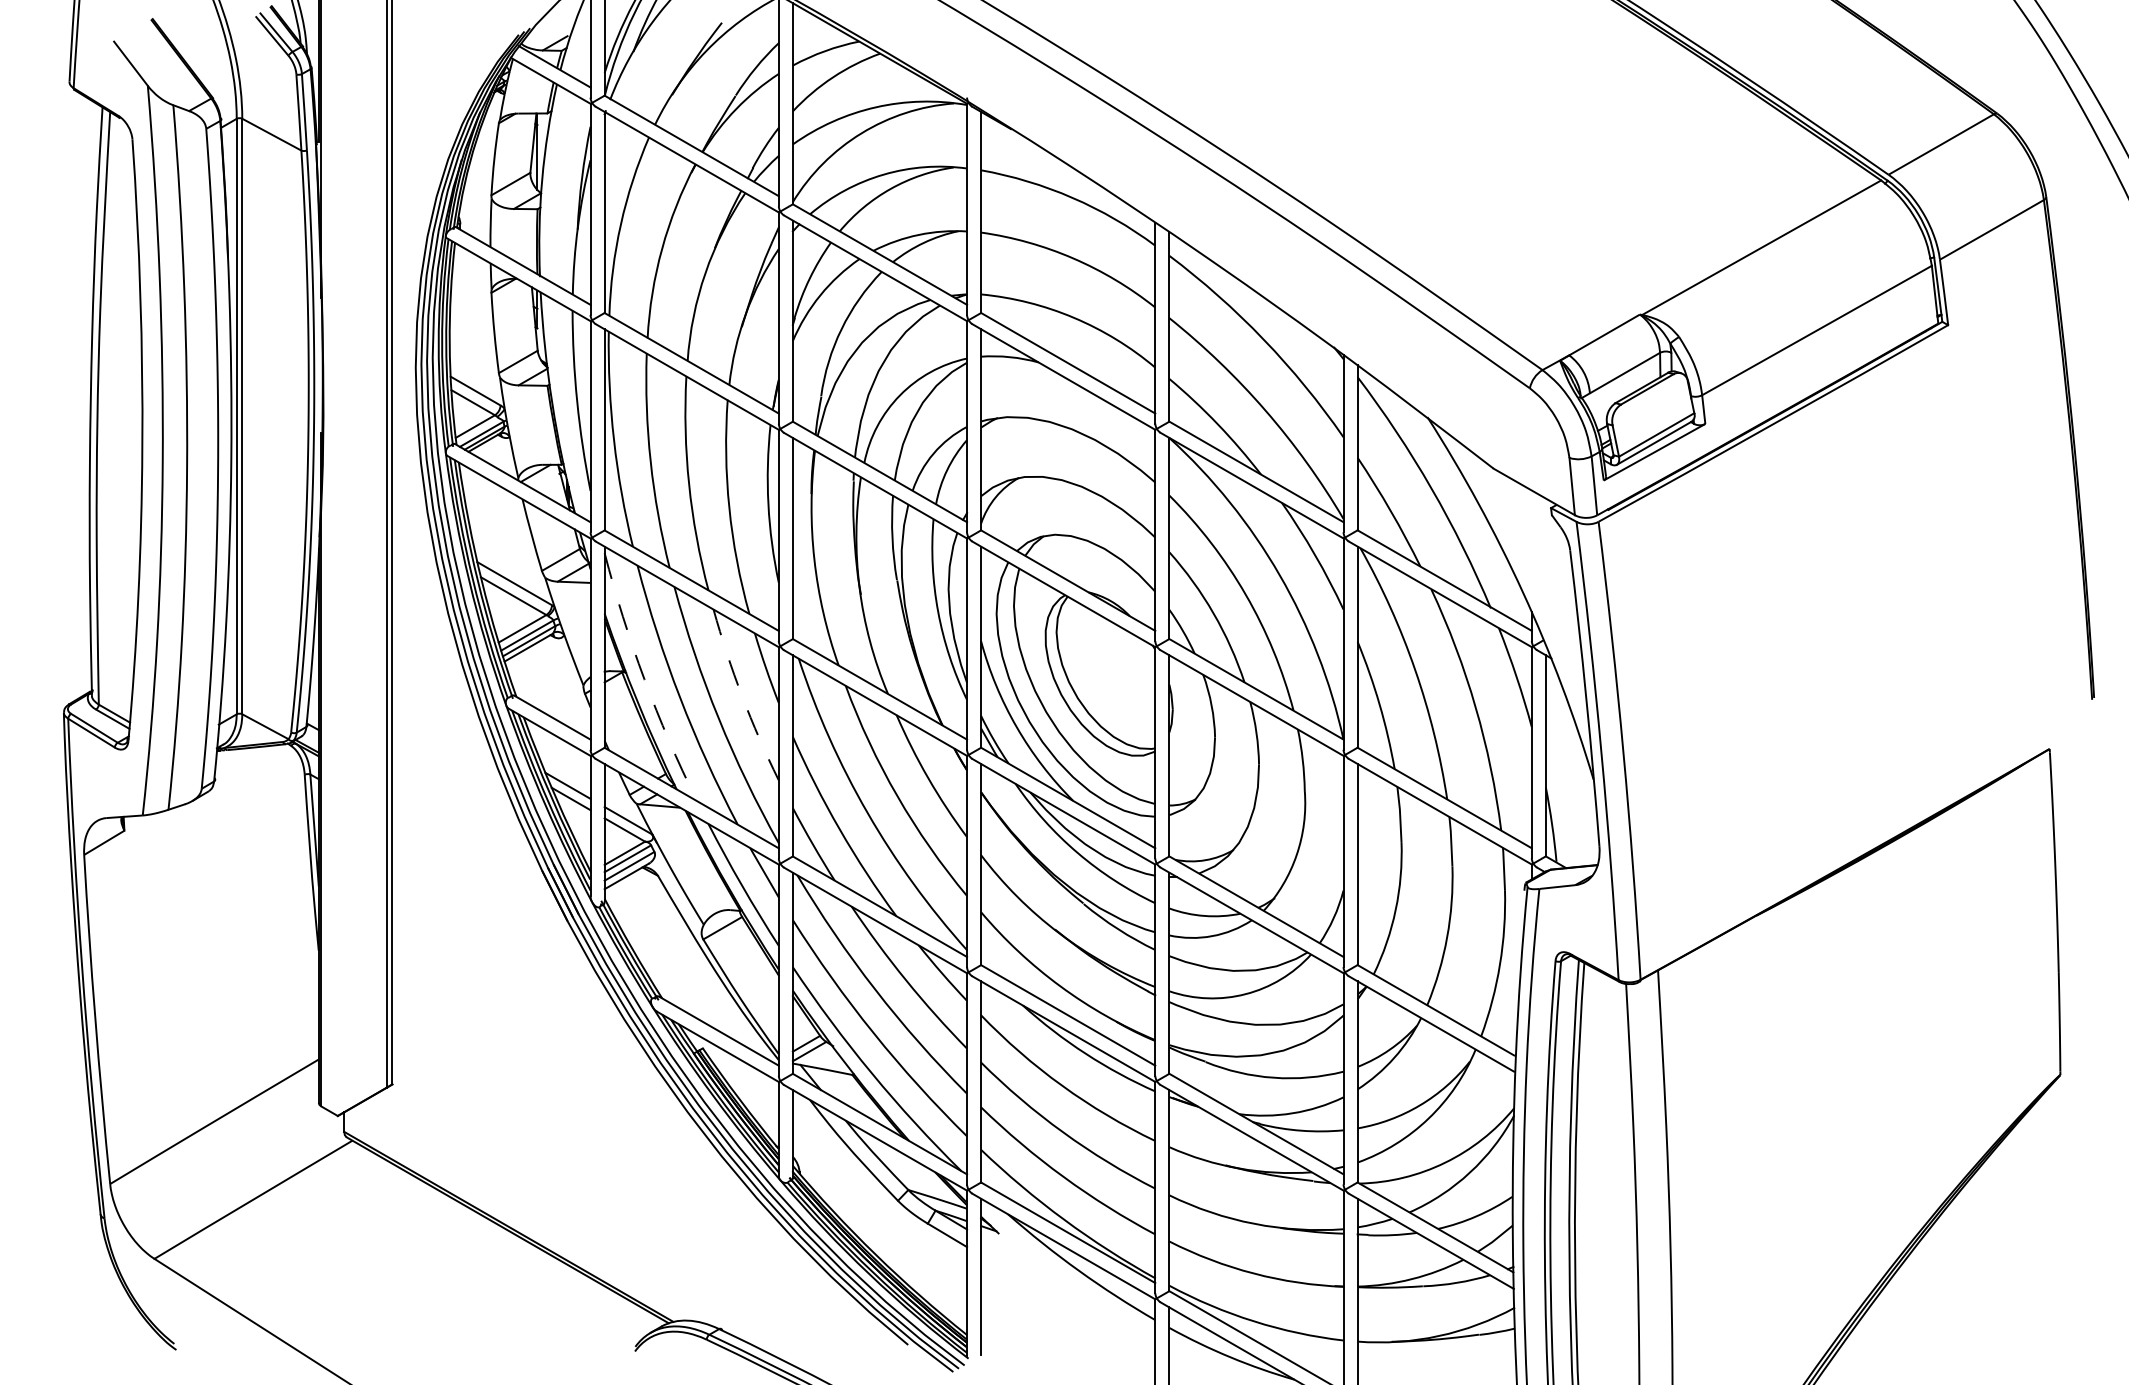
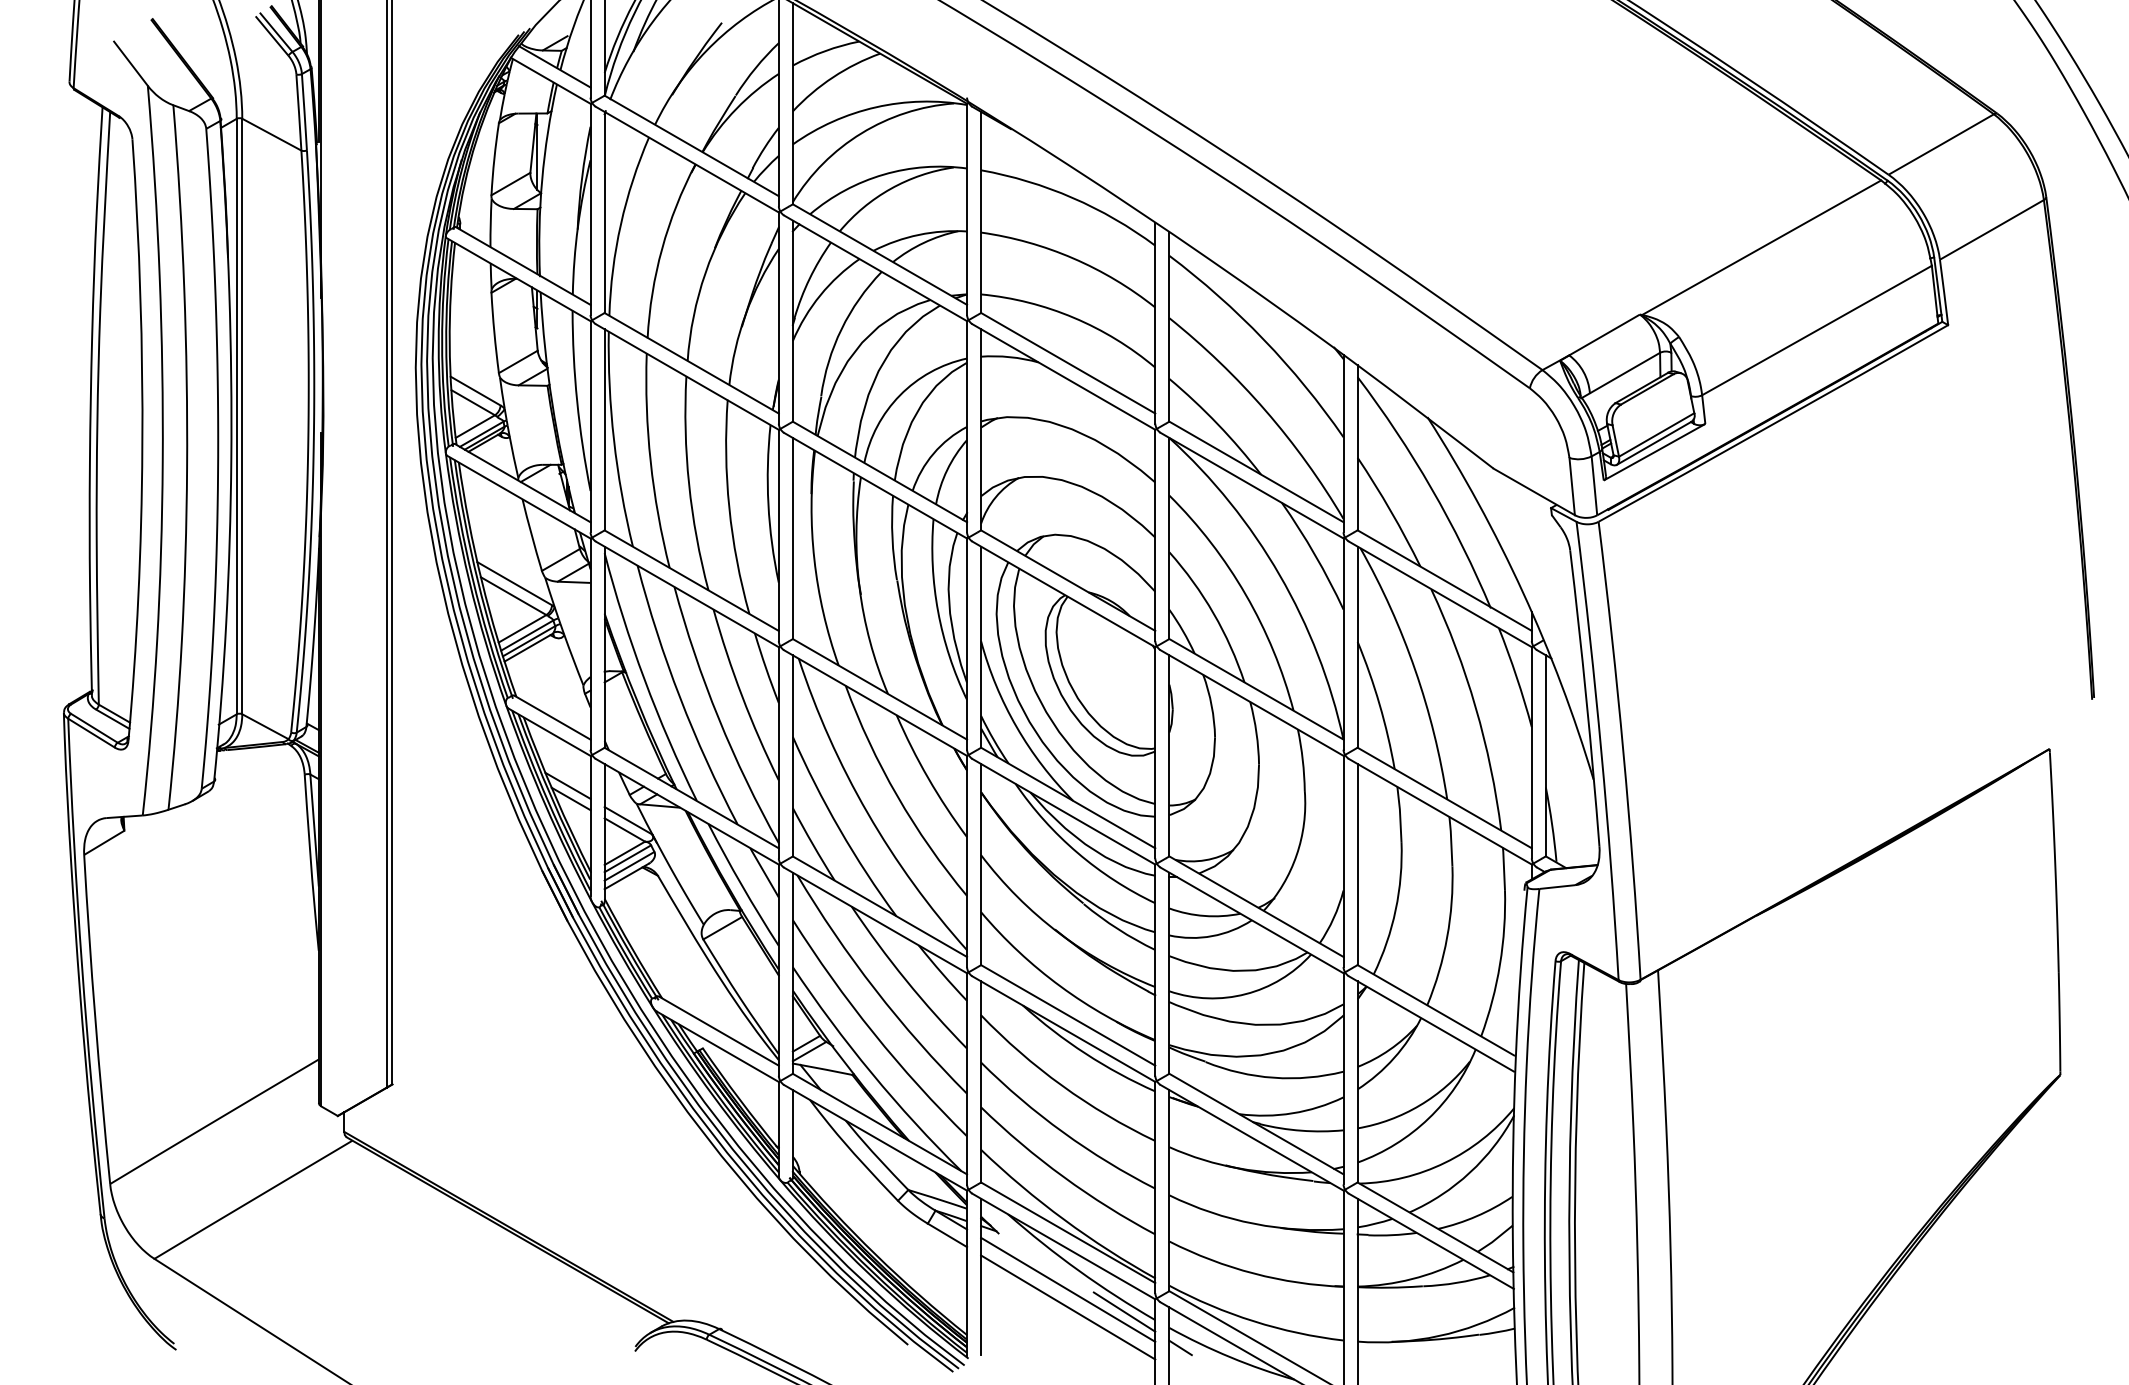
arc: dashed -> solid (644, 679)
arc: dashed -> solid (742, 696)
line: none -> present (1068, 1289)
line: none -> present (1068, 1307)
line: none -> present (1124, 1311)
line: none -> present (1180, 1347)
